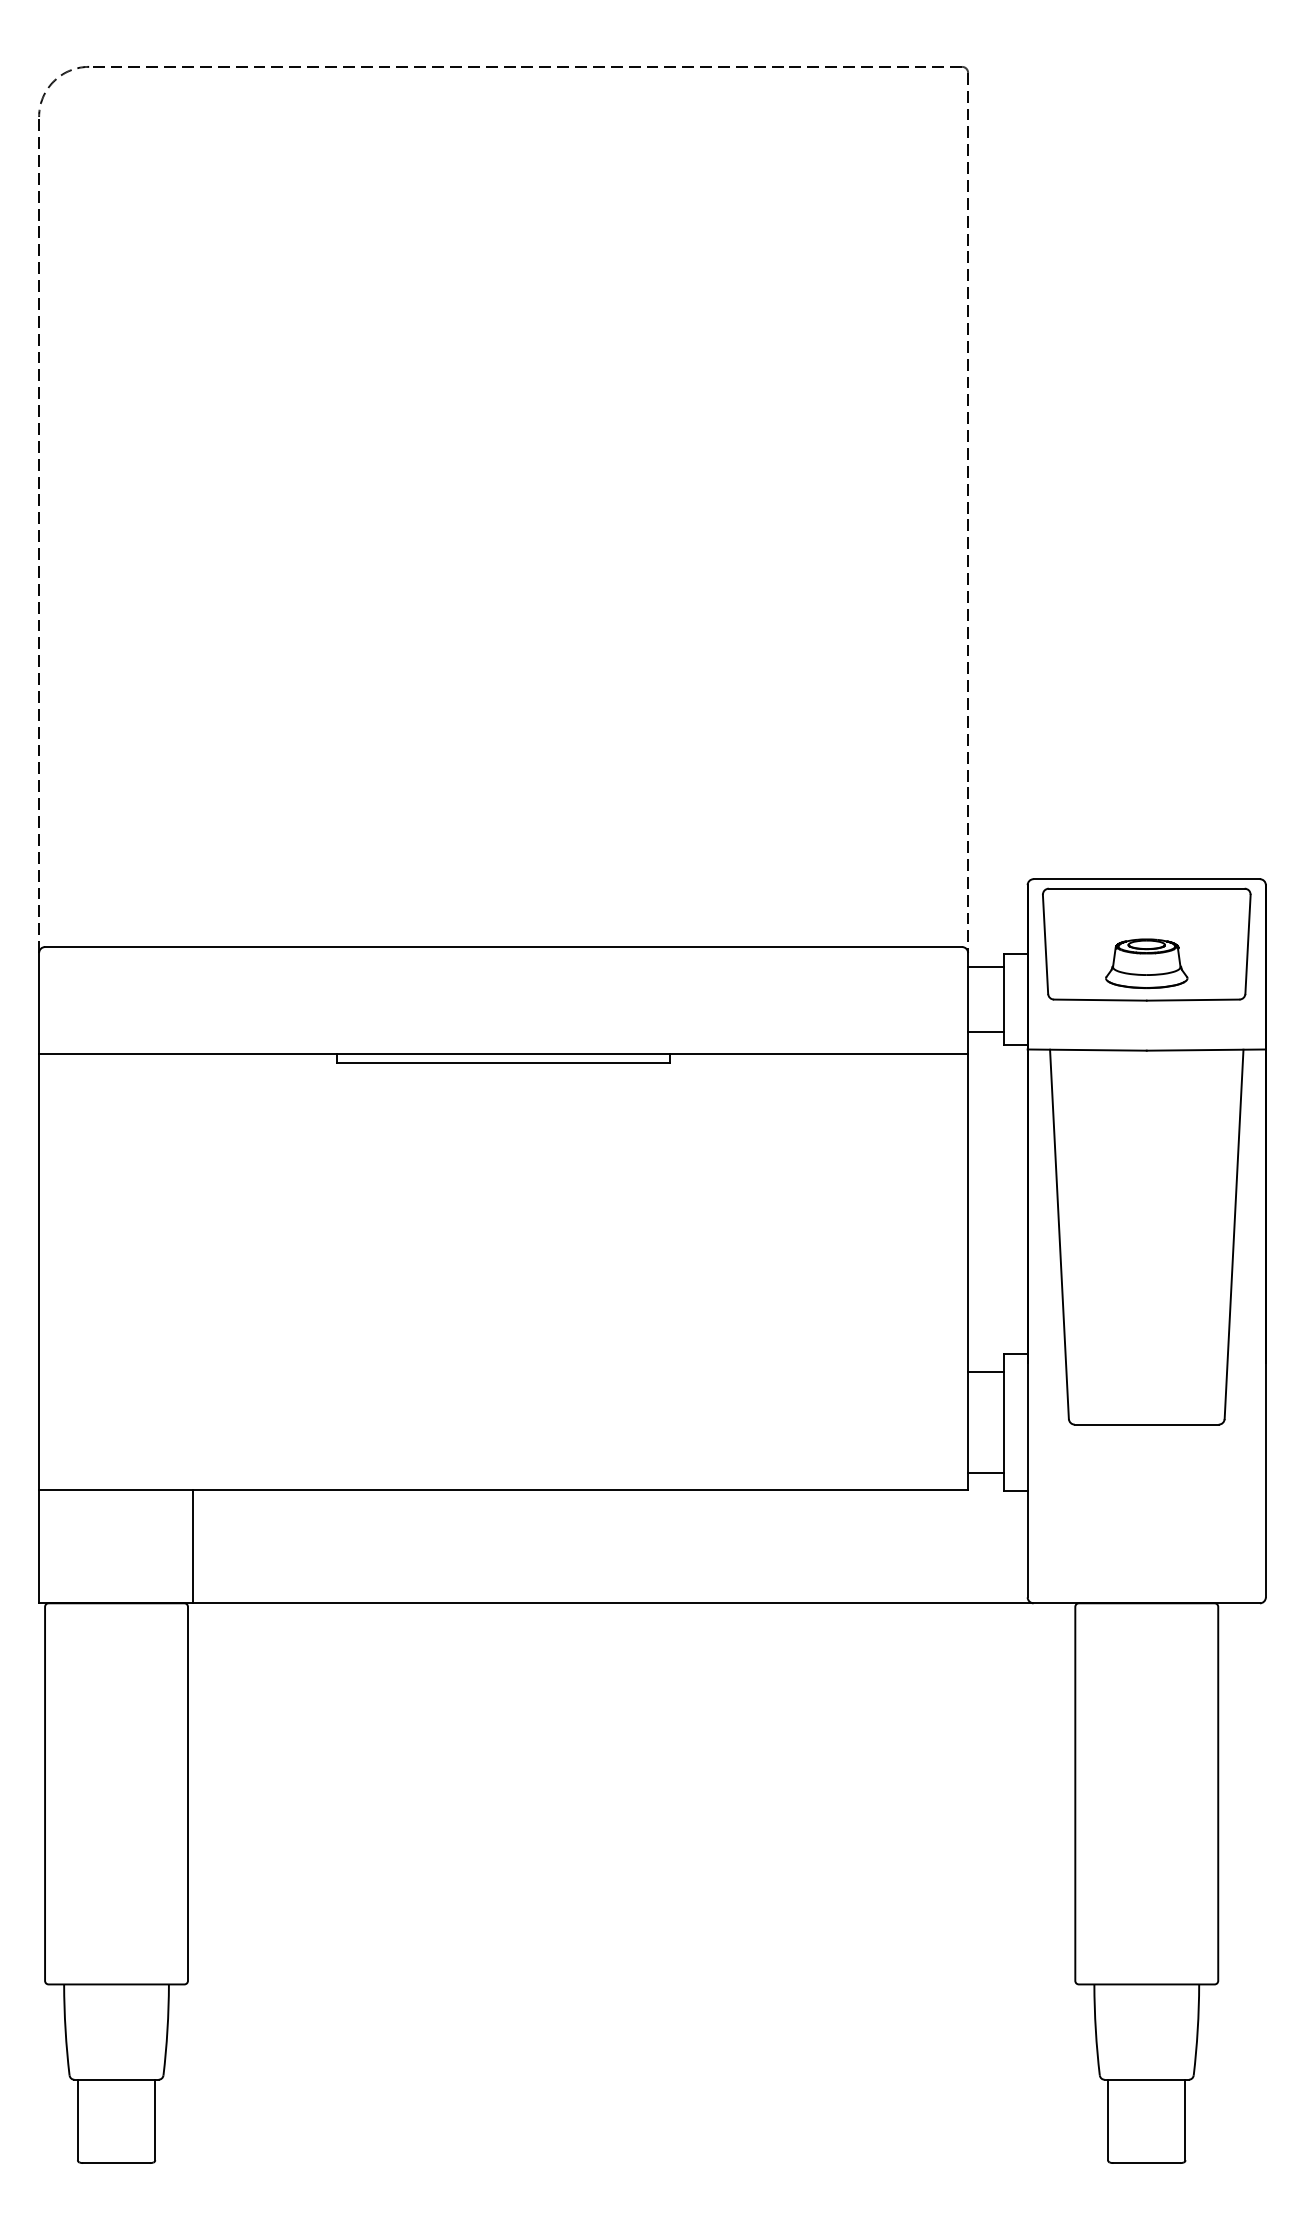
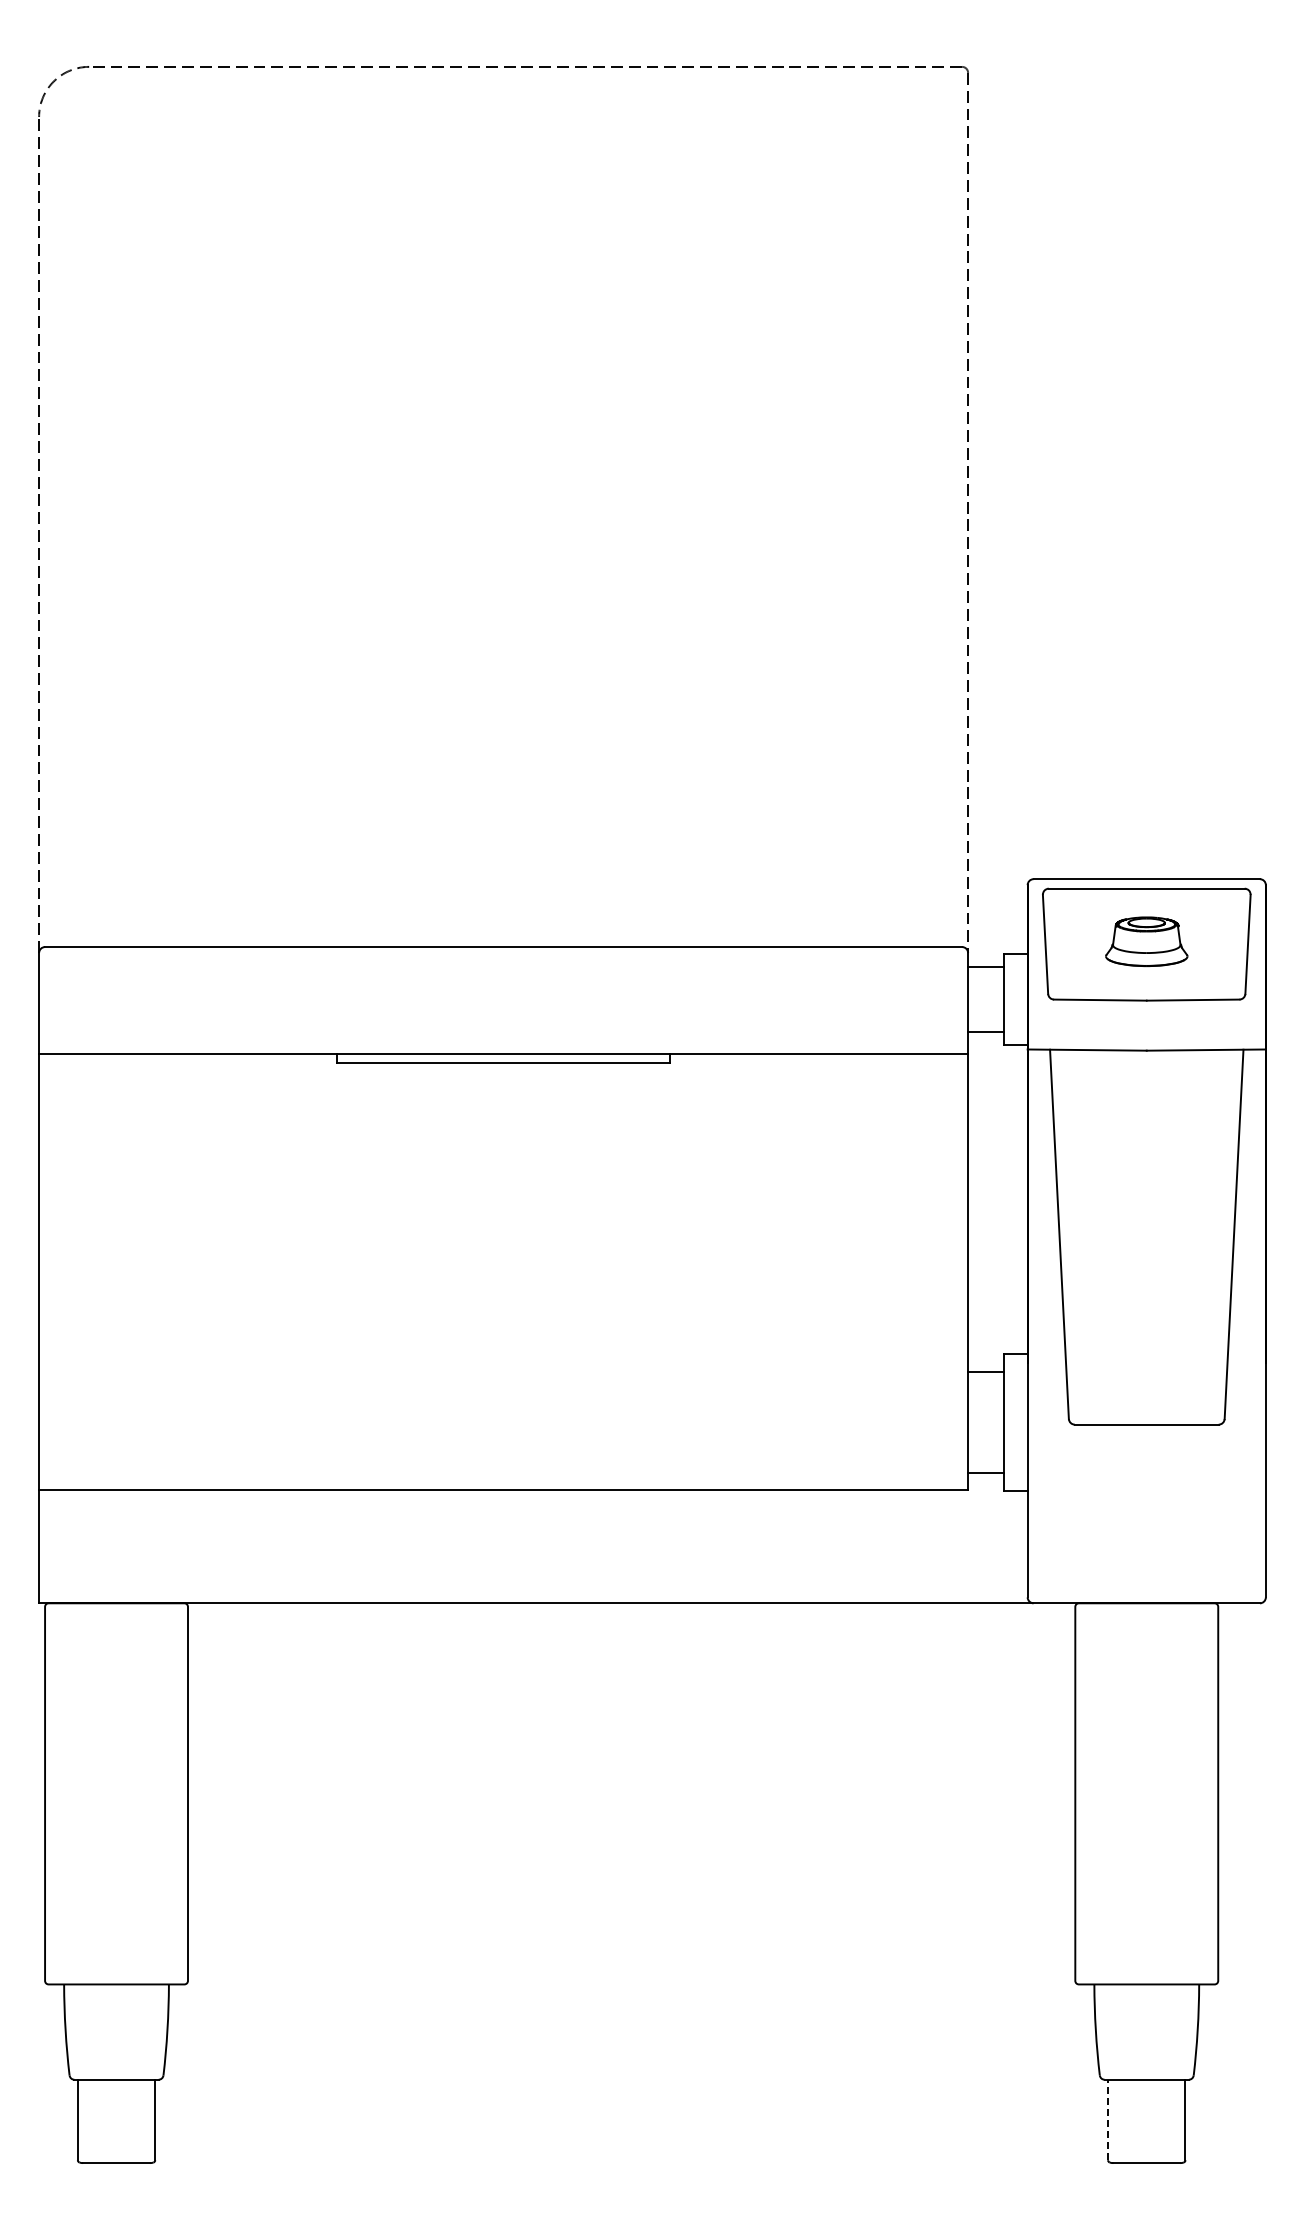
part position: (1146, 963) -> (1146, 941) (1146, 941)
line: present -> none (192, 1546)
line: solid -> dashed (1108, 2119)
